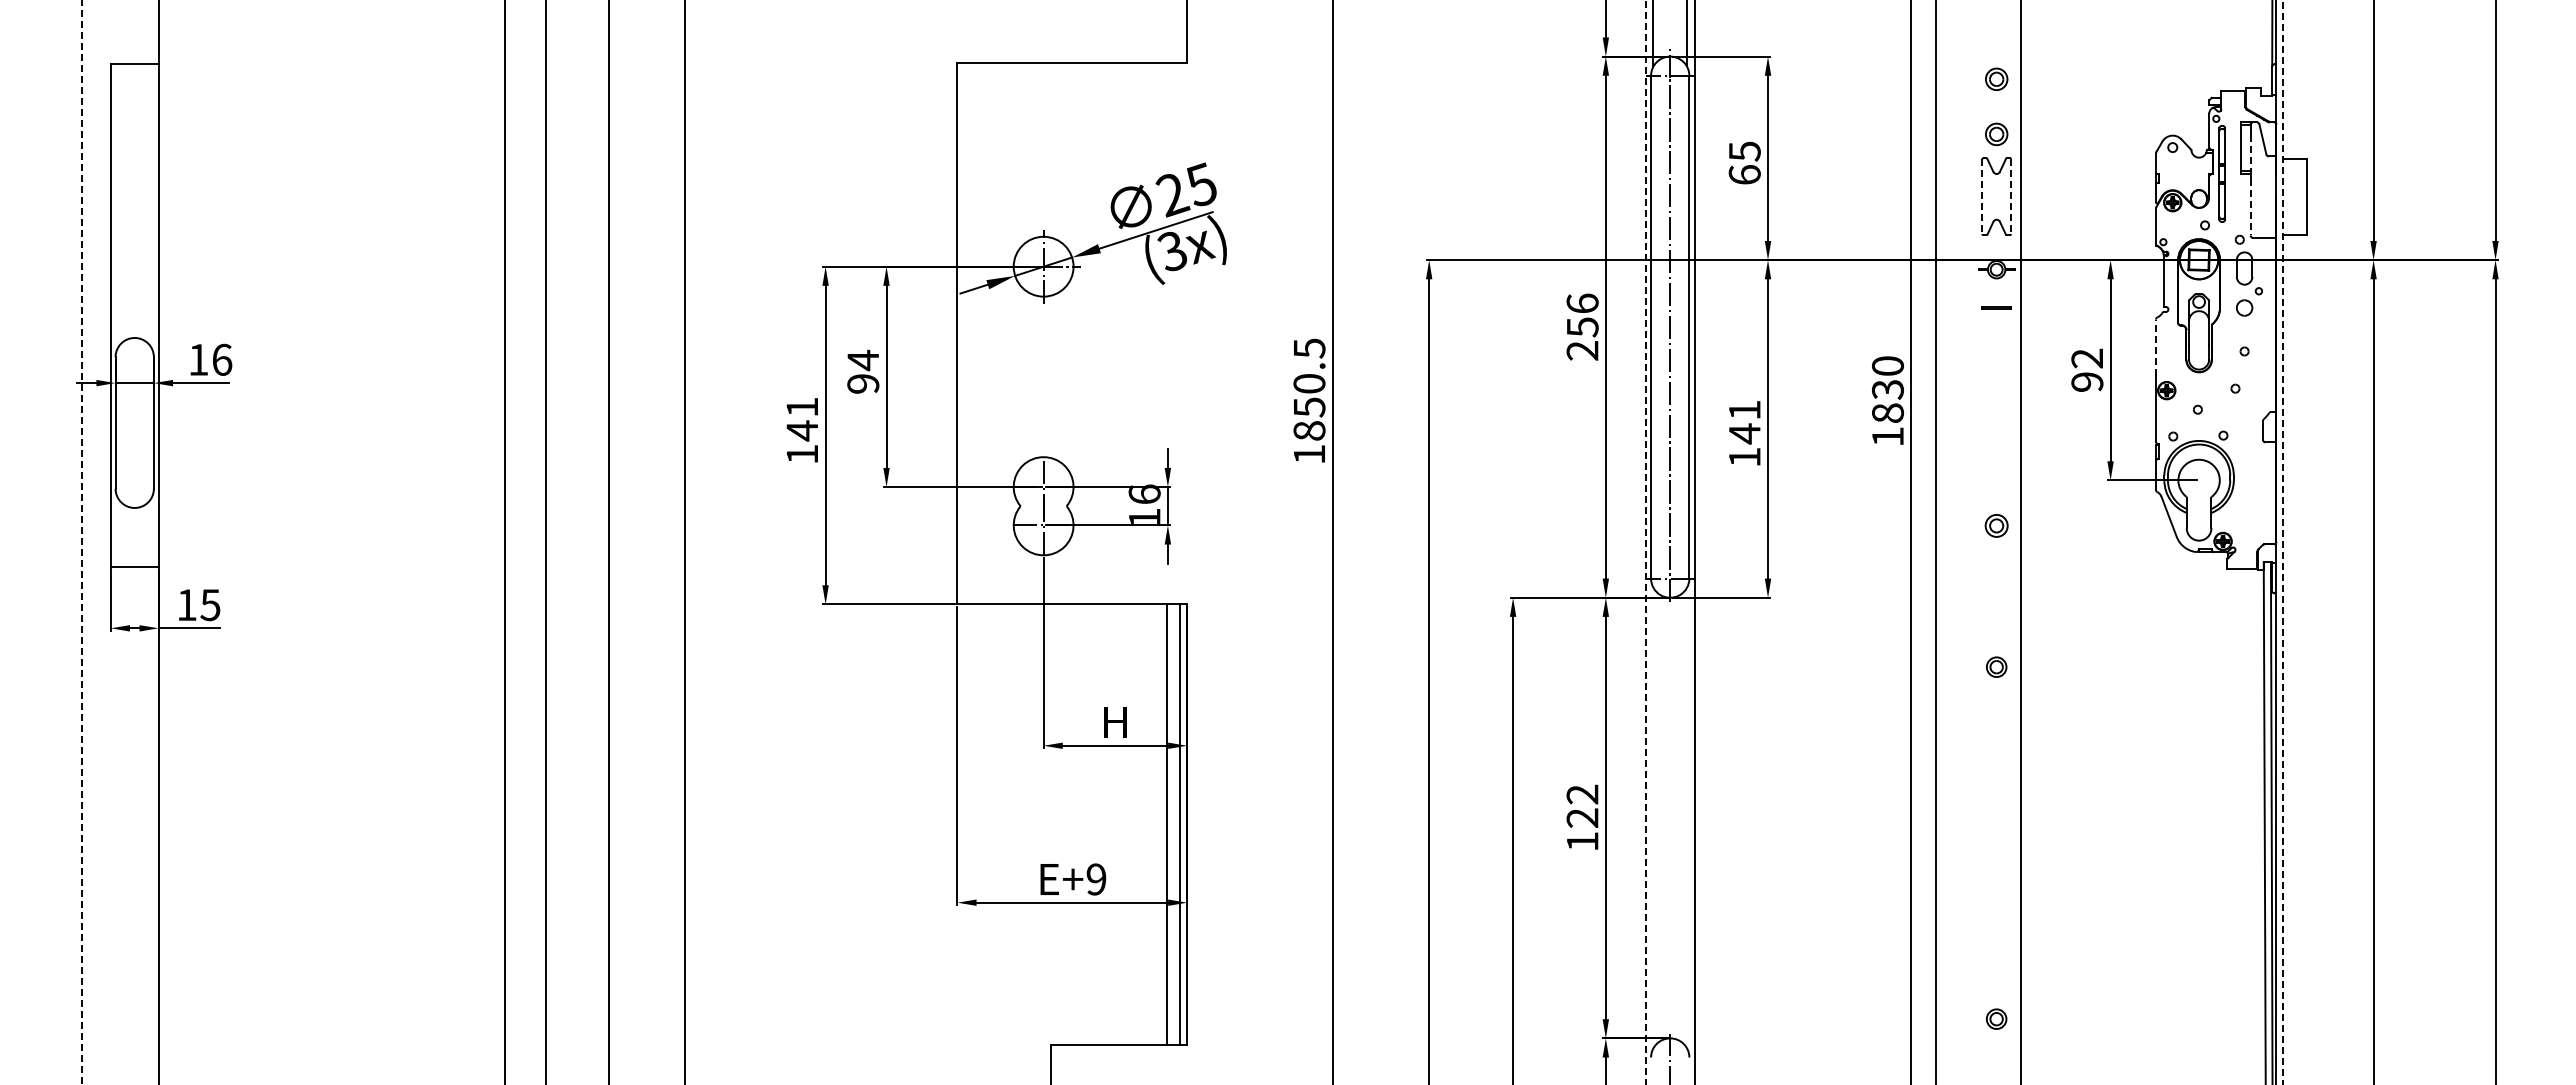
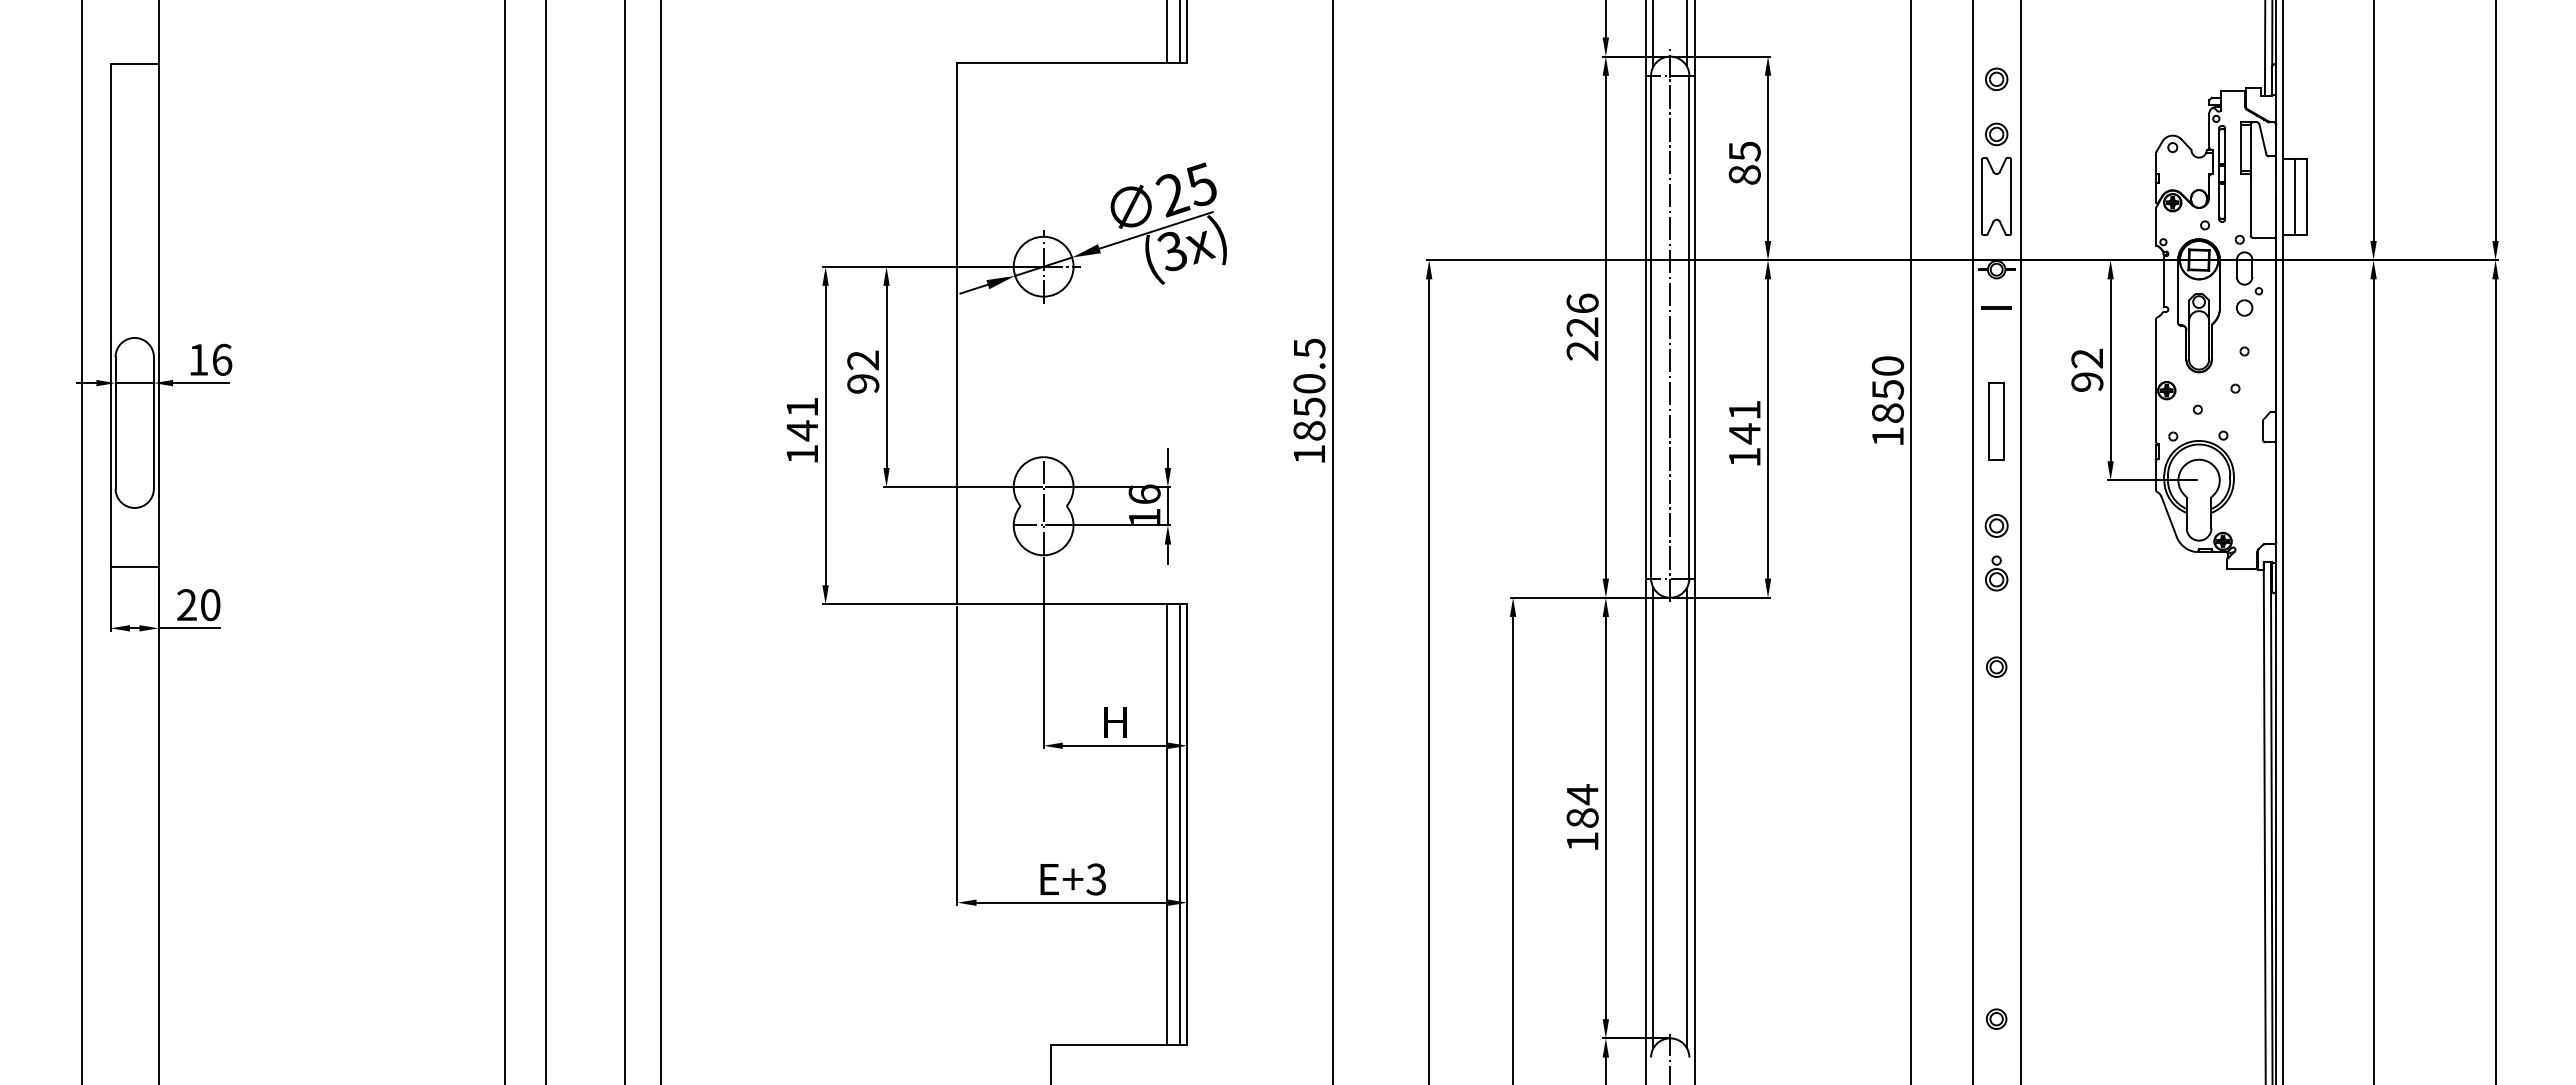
line: none -> present (1166, 32)
line: none -> present (1180, 32)
line: none -> present (2264, 48)
text: 65 -> 85 (1744, 174)
line: dashed -> solid (2250, 185)
line: none -> present (2294, 196)
line: dashed -> solid (1982, 197)
line: dashed -> solid (2011, 197)
text: 256 -> 226 (1582, 327)
line: dashed -> solid (2156, 347)
text: 94 -> 92 (862, 360)
text: 1830 -> 1850 (1887, 389)
part: none -> present (1996, 421)
line position: (608, 541) -> (624, 541) (624, 541)
line position: (684, 541) -> (660, 541) (660, 541)
line position: (1935, 541) -> (1972, 541) (1972, 541)
line: dashed -> solid (82, 542)
line: dashed -> solid (1645, 542)
line: dashed -> solid (2282, 542)
part: none -> present (1996, 573)
text: 15 -> 20 (198, 605)
text: 122 -> 184 (1582, 805)
line: none -> present (1653, 817)
line: none -> present (1686, 817)
text: E+9 -> E+3 (1096, 879)
